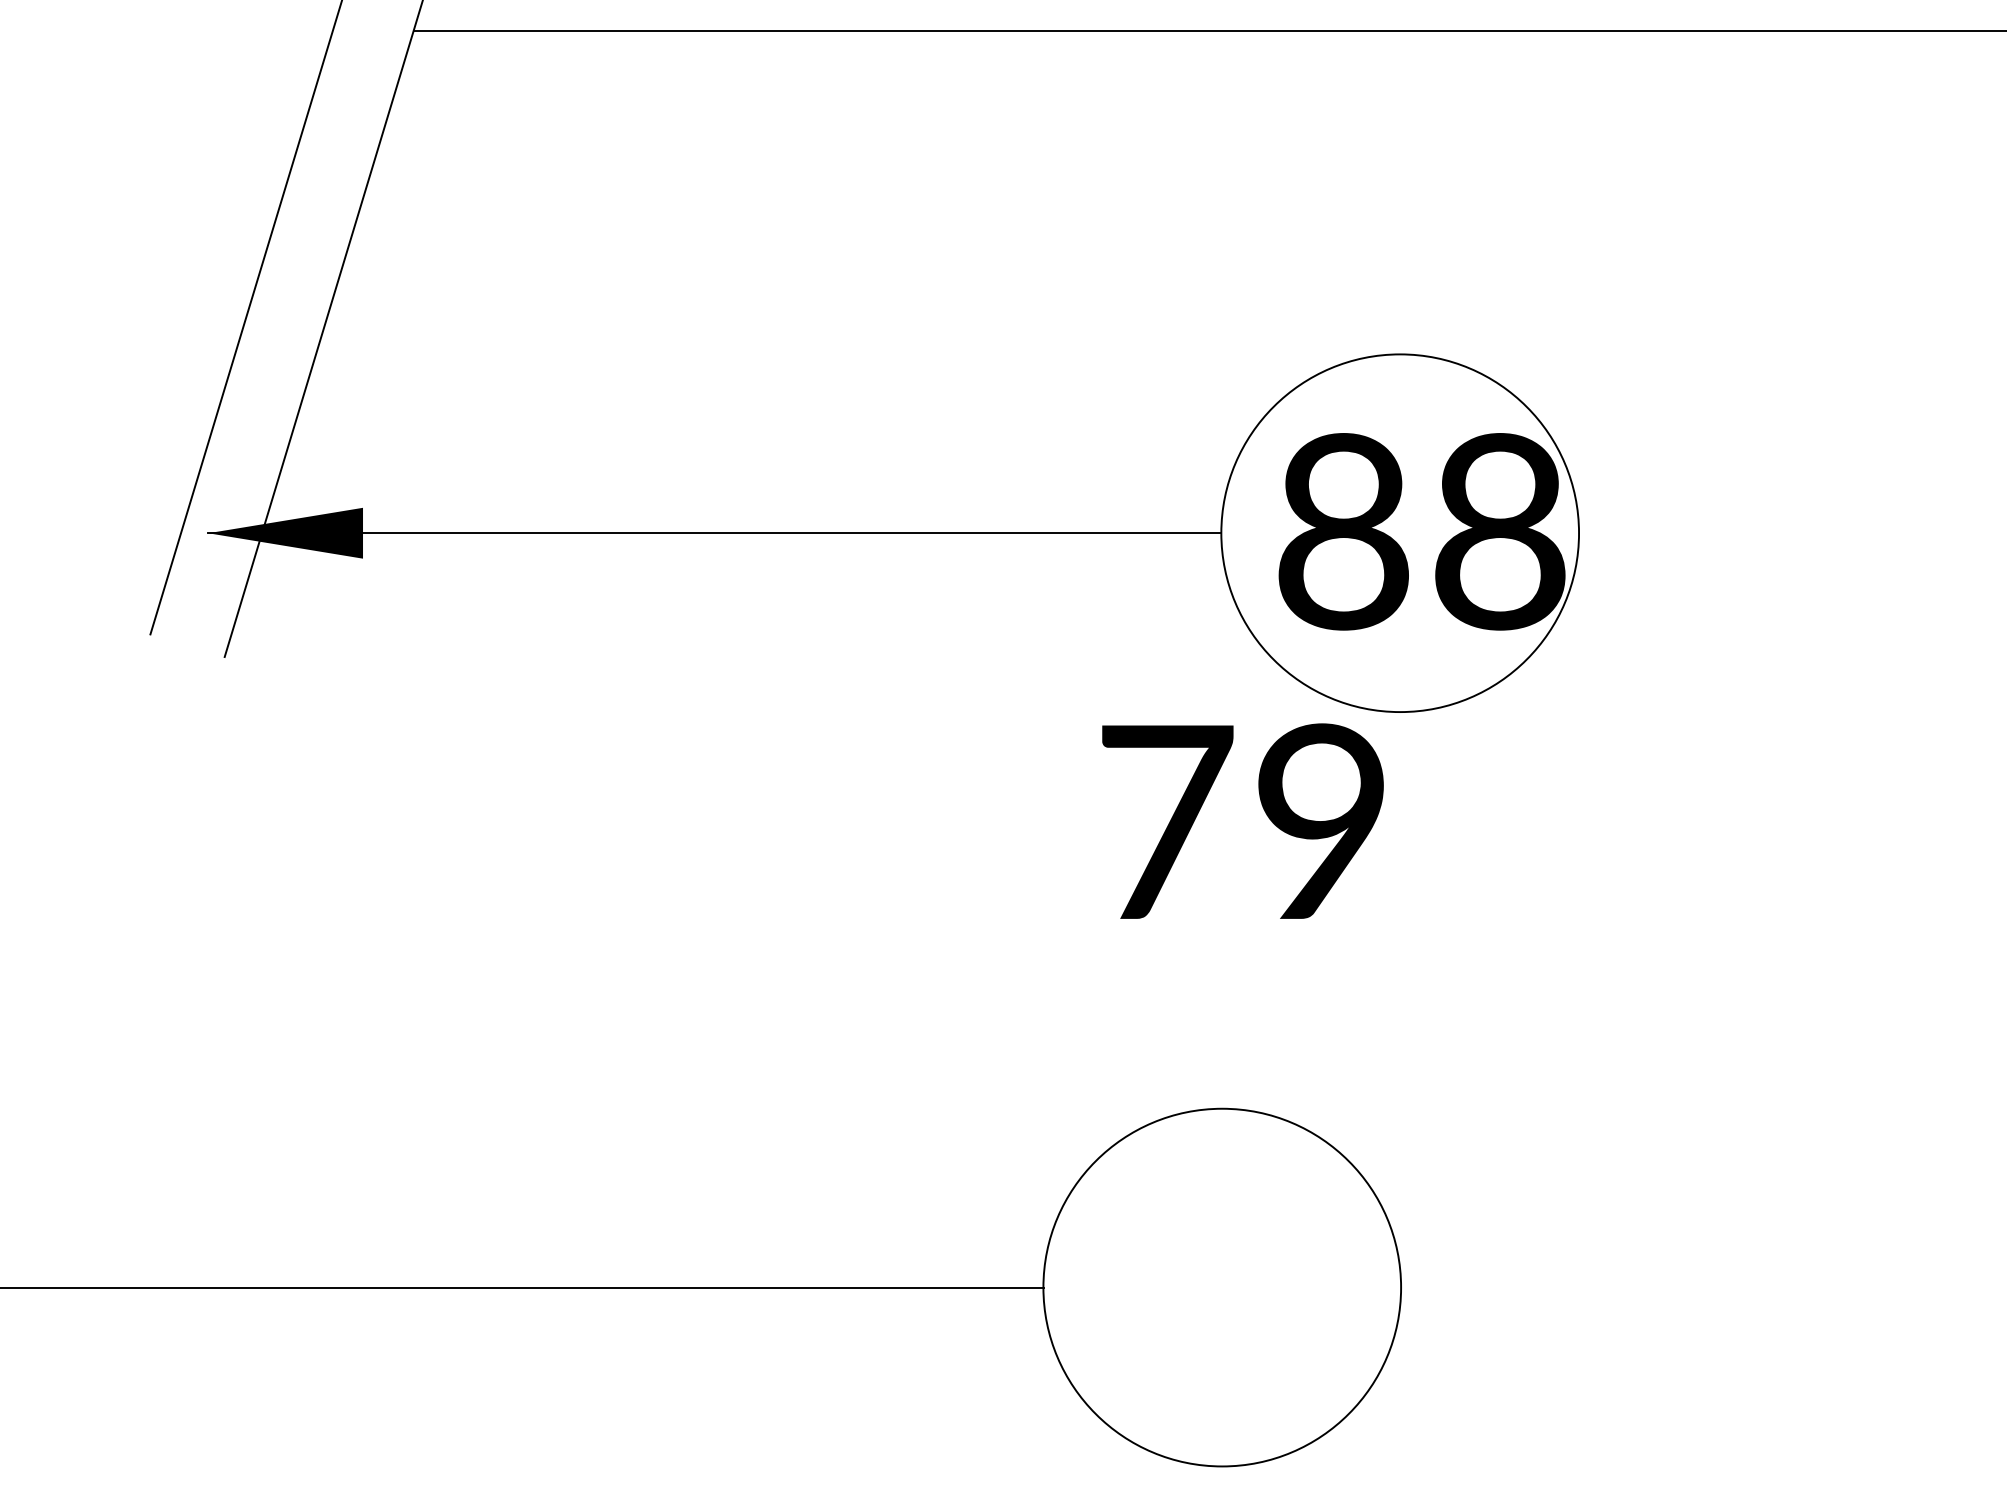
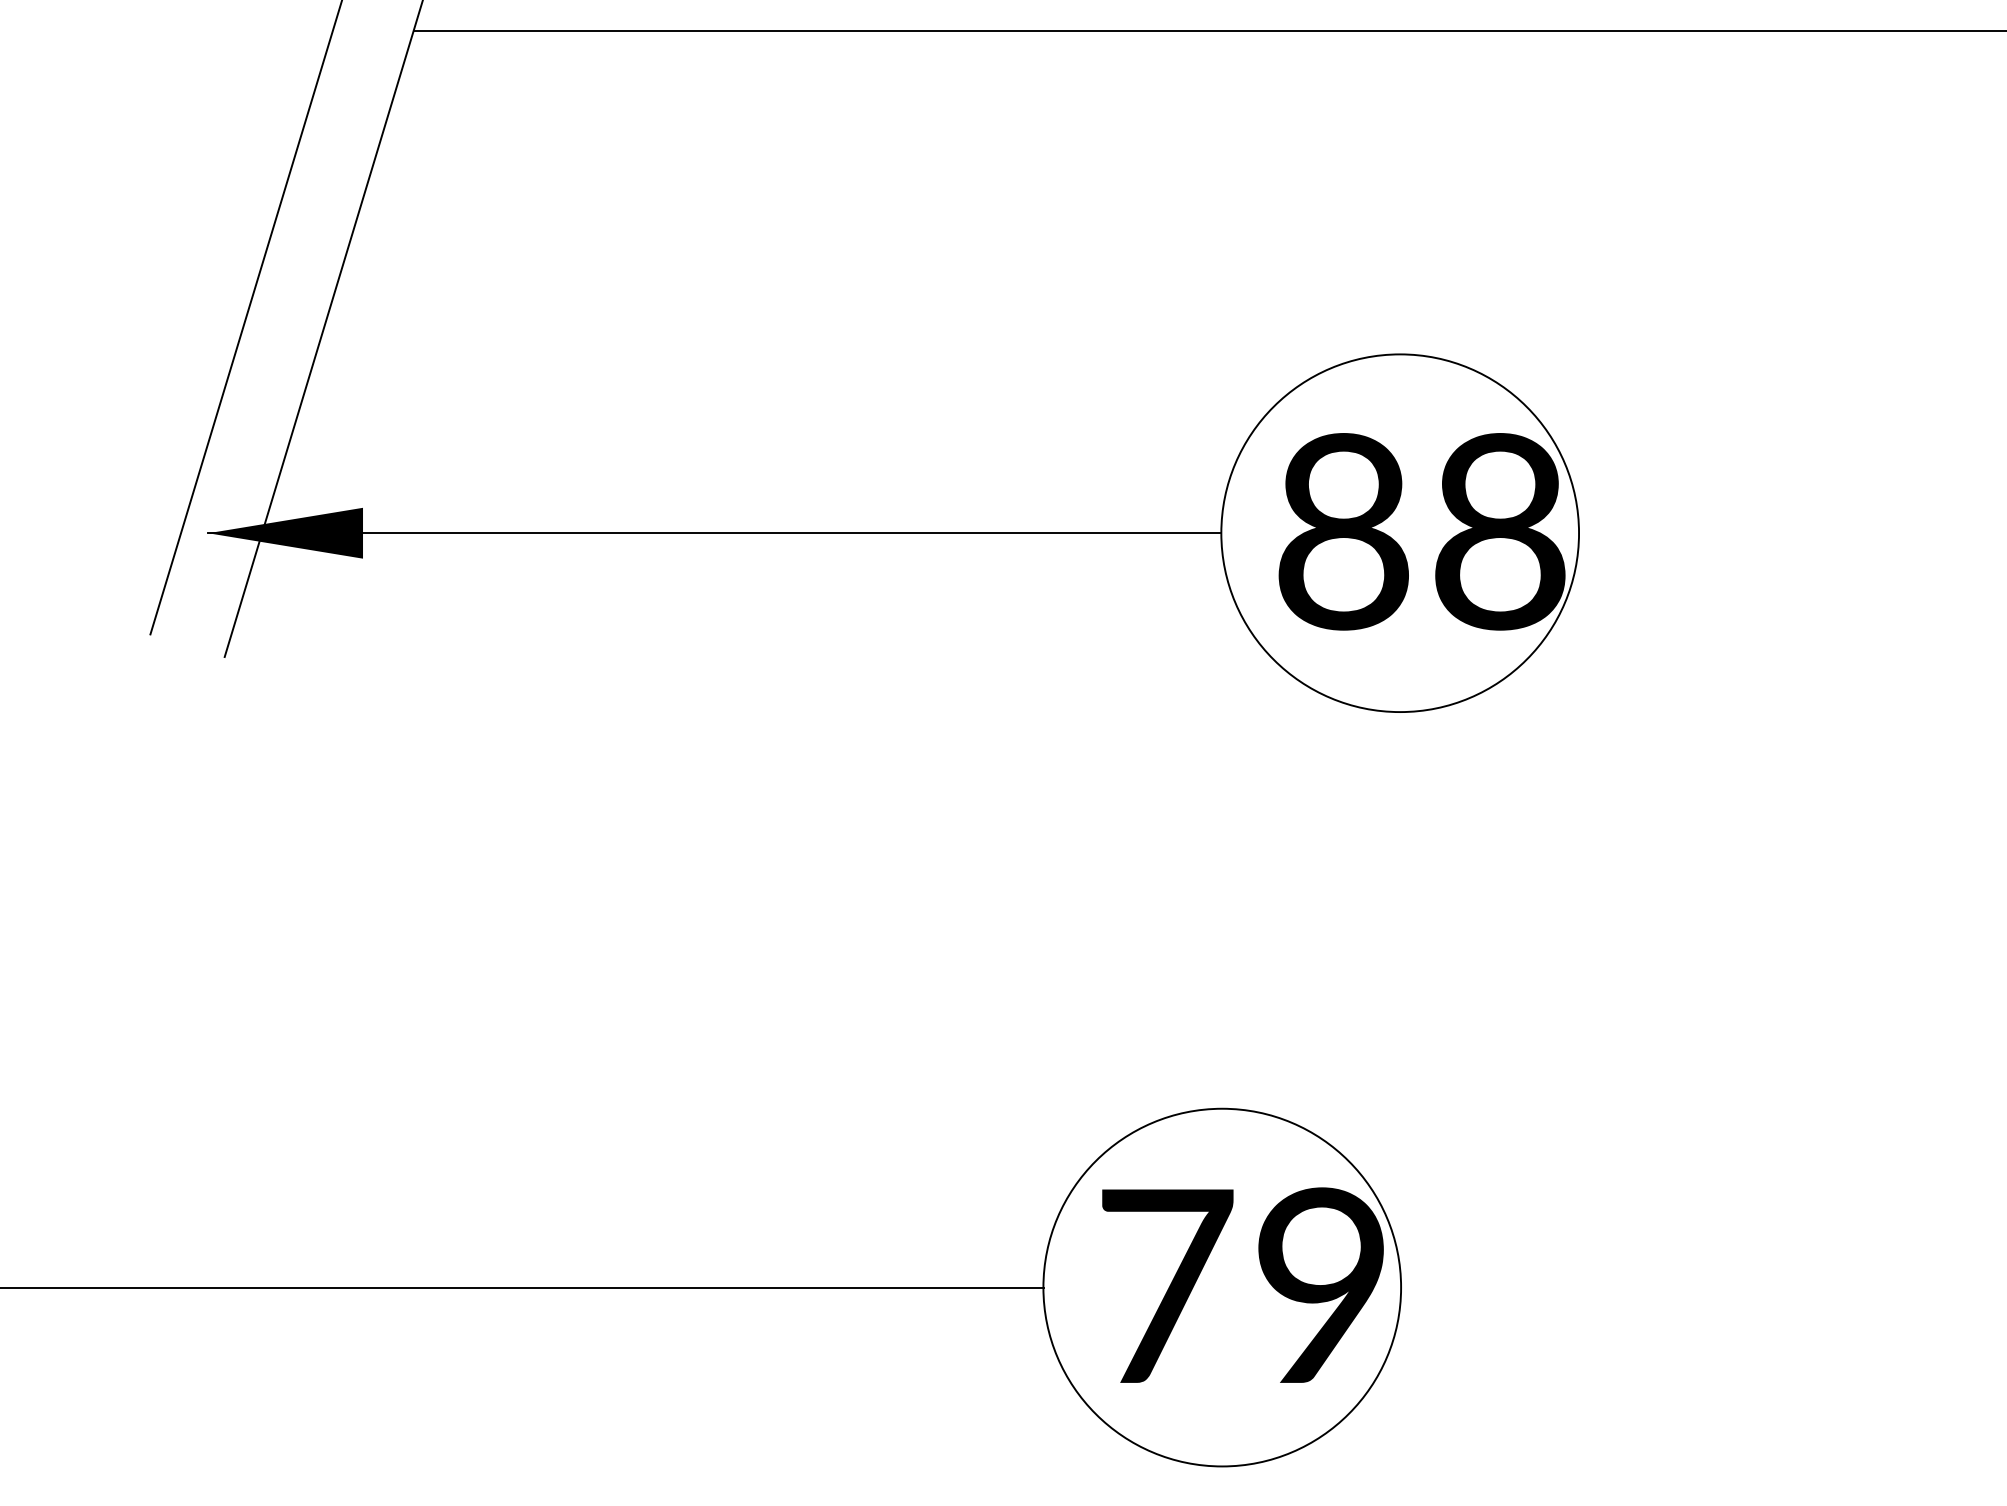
text position: (1242, 820) -> (1242, 1284) (1242, 1284)
